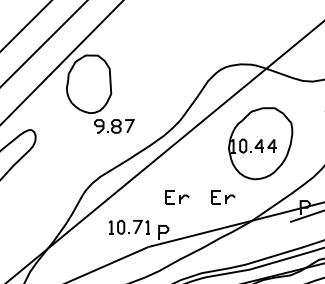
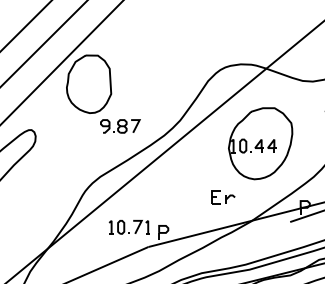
part position: (114, 126) -> (120, 126) (120, 126)
part: present -> none (177, 197)
